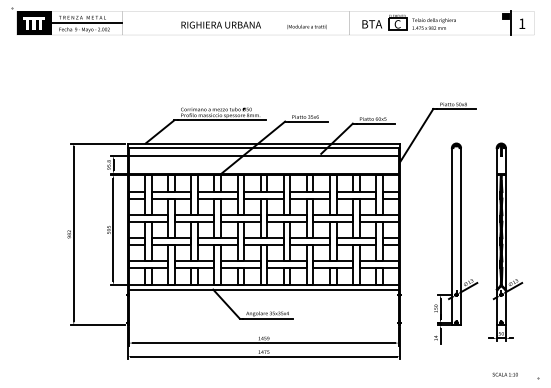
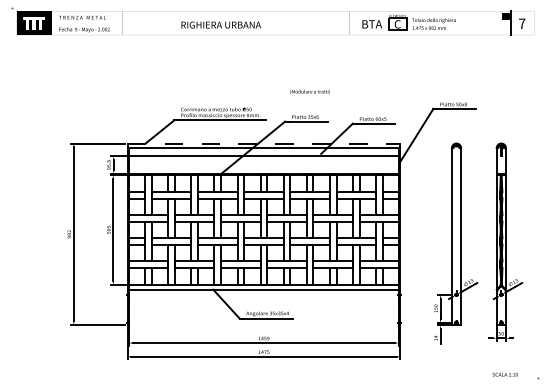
line: present -> none (86, 23)
text: 1 -> 7 (522, 23)
text position: (306, 26) -> (309, 91) (309, 91)
line: solid -> dashed (264, 143)
